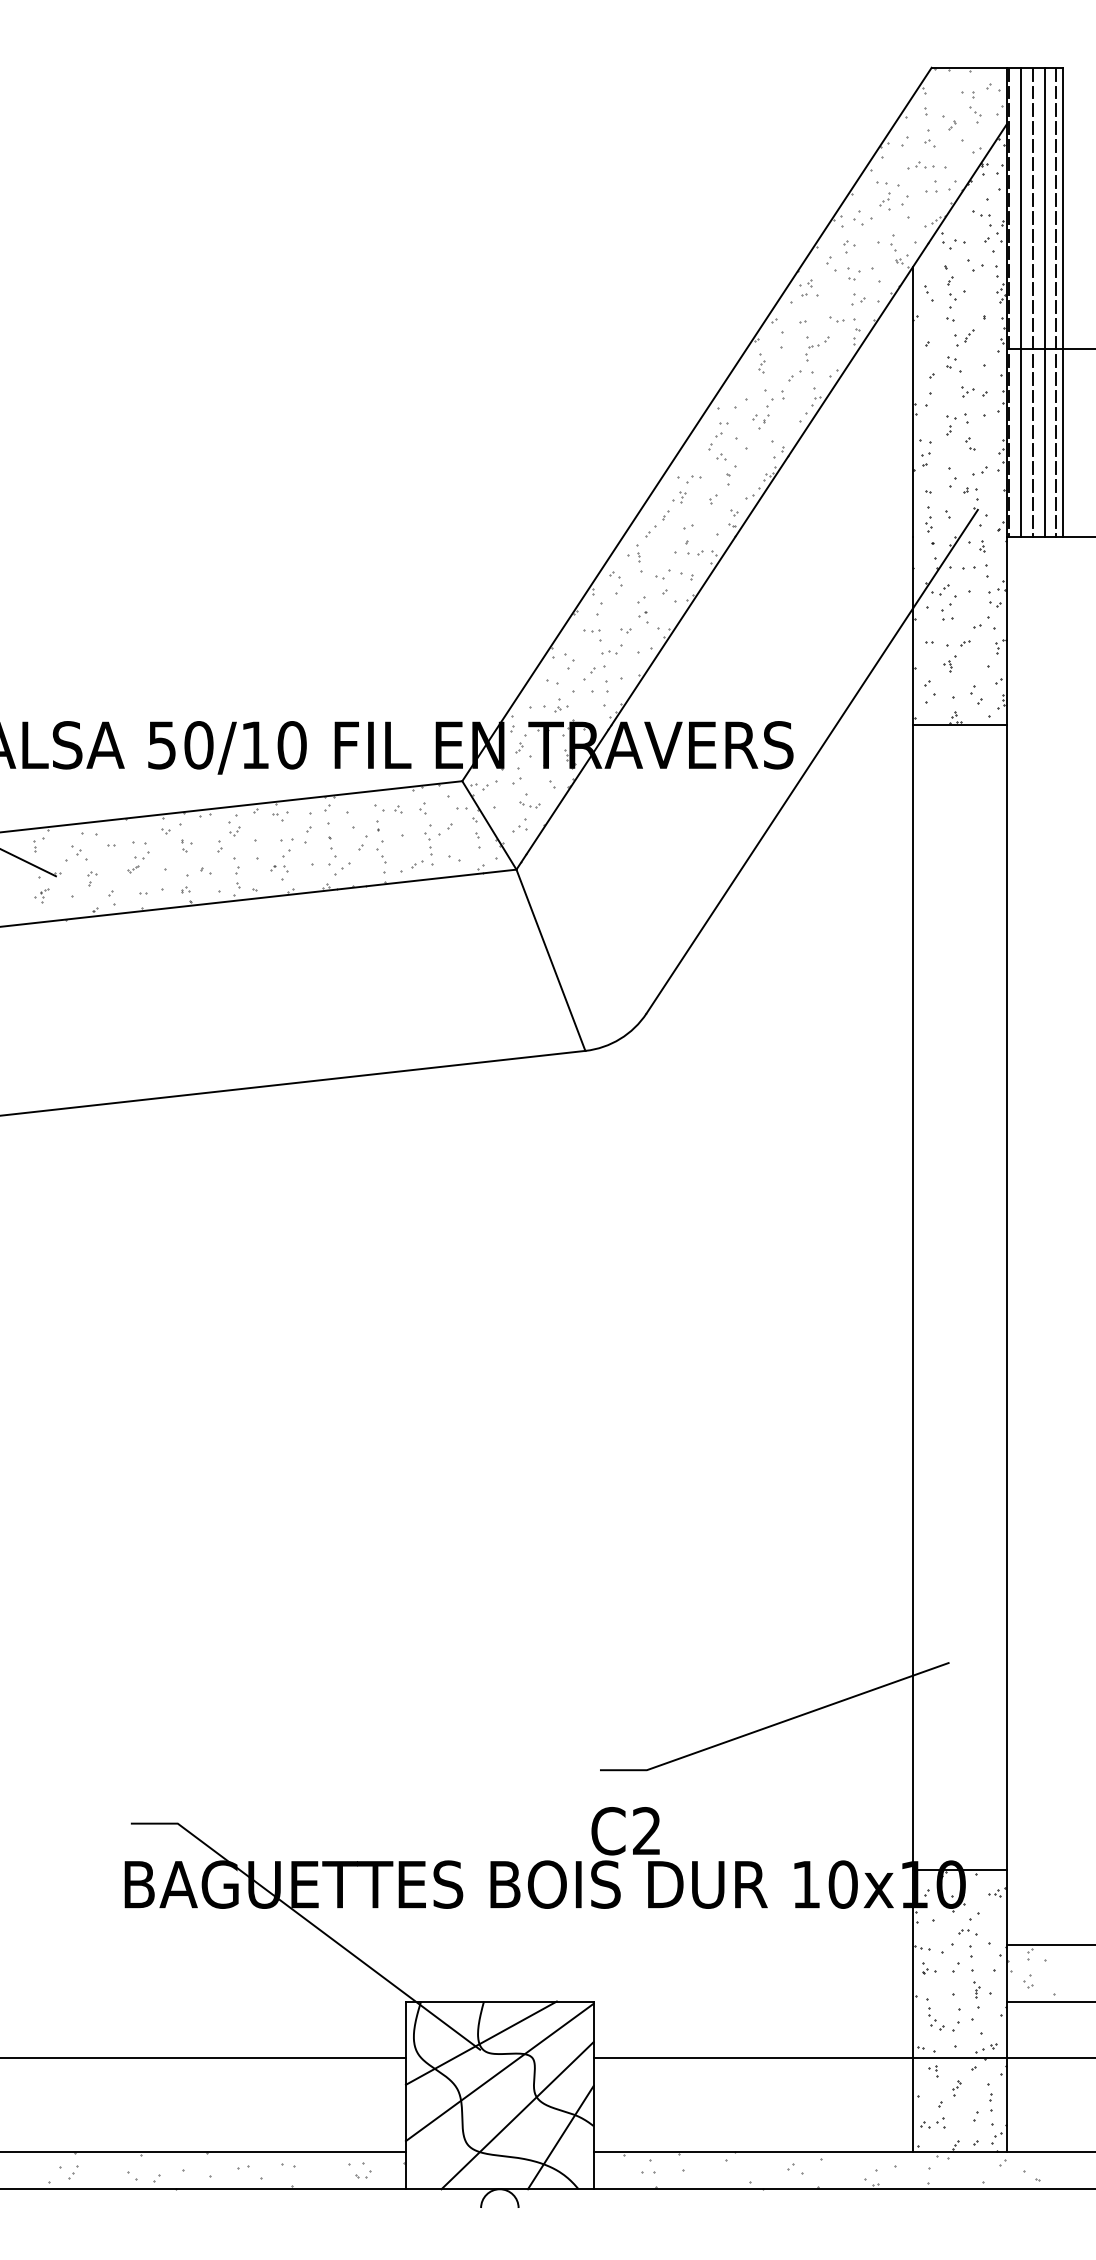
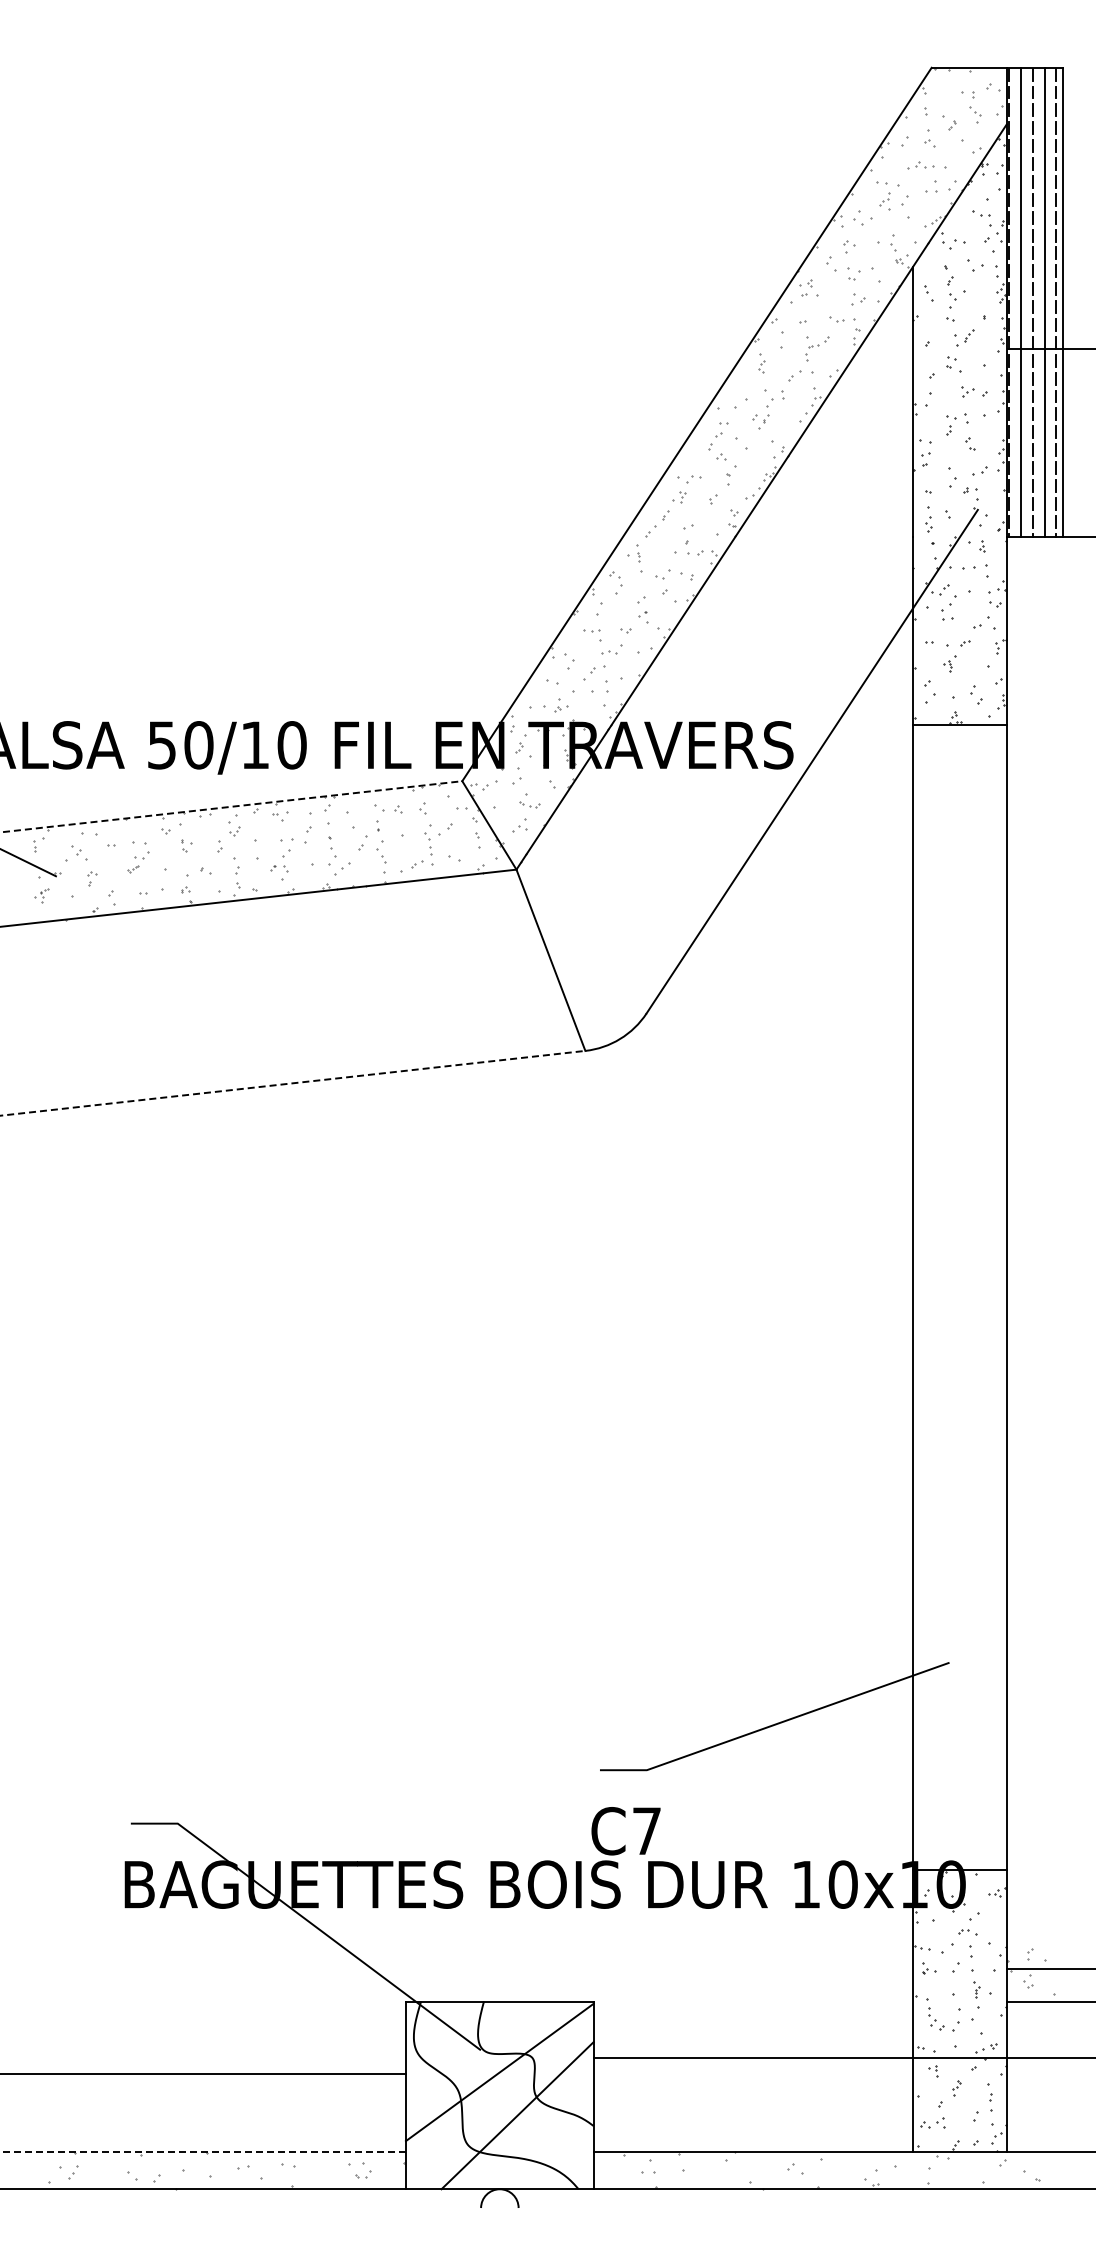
line: solid -> dashed (231, 806)
line: solid -> dashed (293, 1083)
text: C2 -> C7 (646, 1830)
line position: (1049, 1945) -> (1049, 1969) (1049, 1969)
line: present -> none (480, 2042)
line position: (203, 2057) -> (203, 2073) (203, 2073)
line: present -> none (560, 2137)
line: solid -> dashed (202, 2151)
